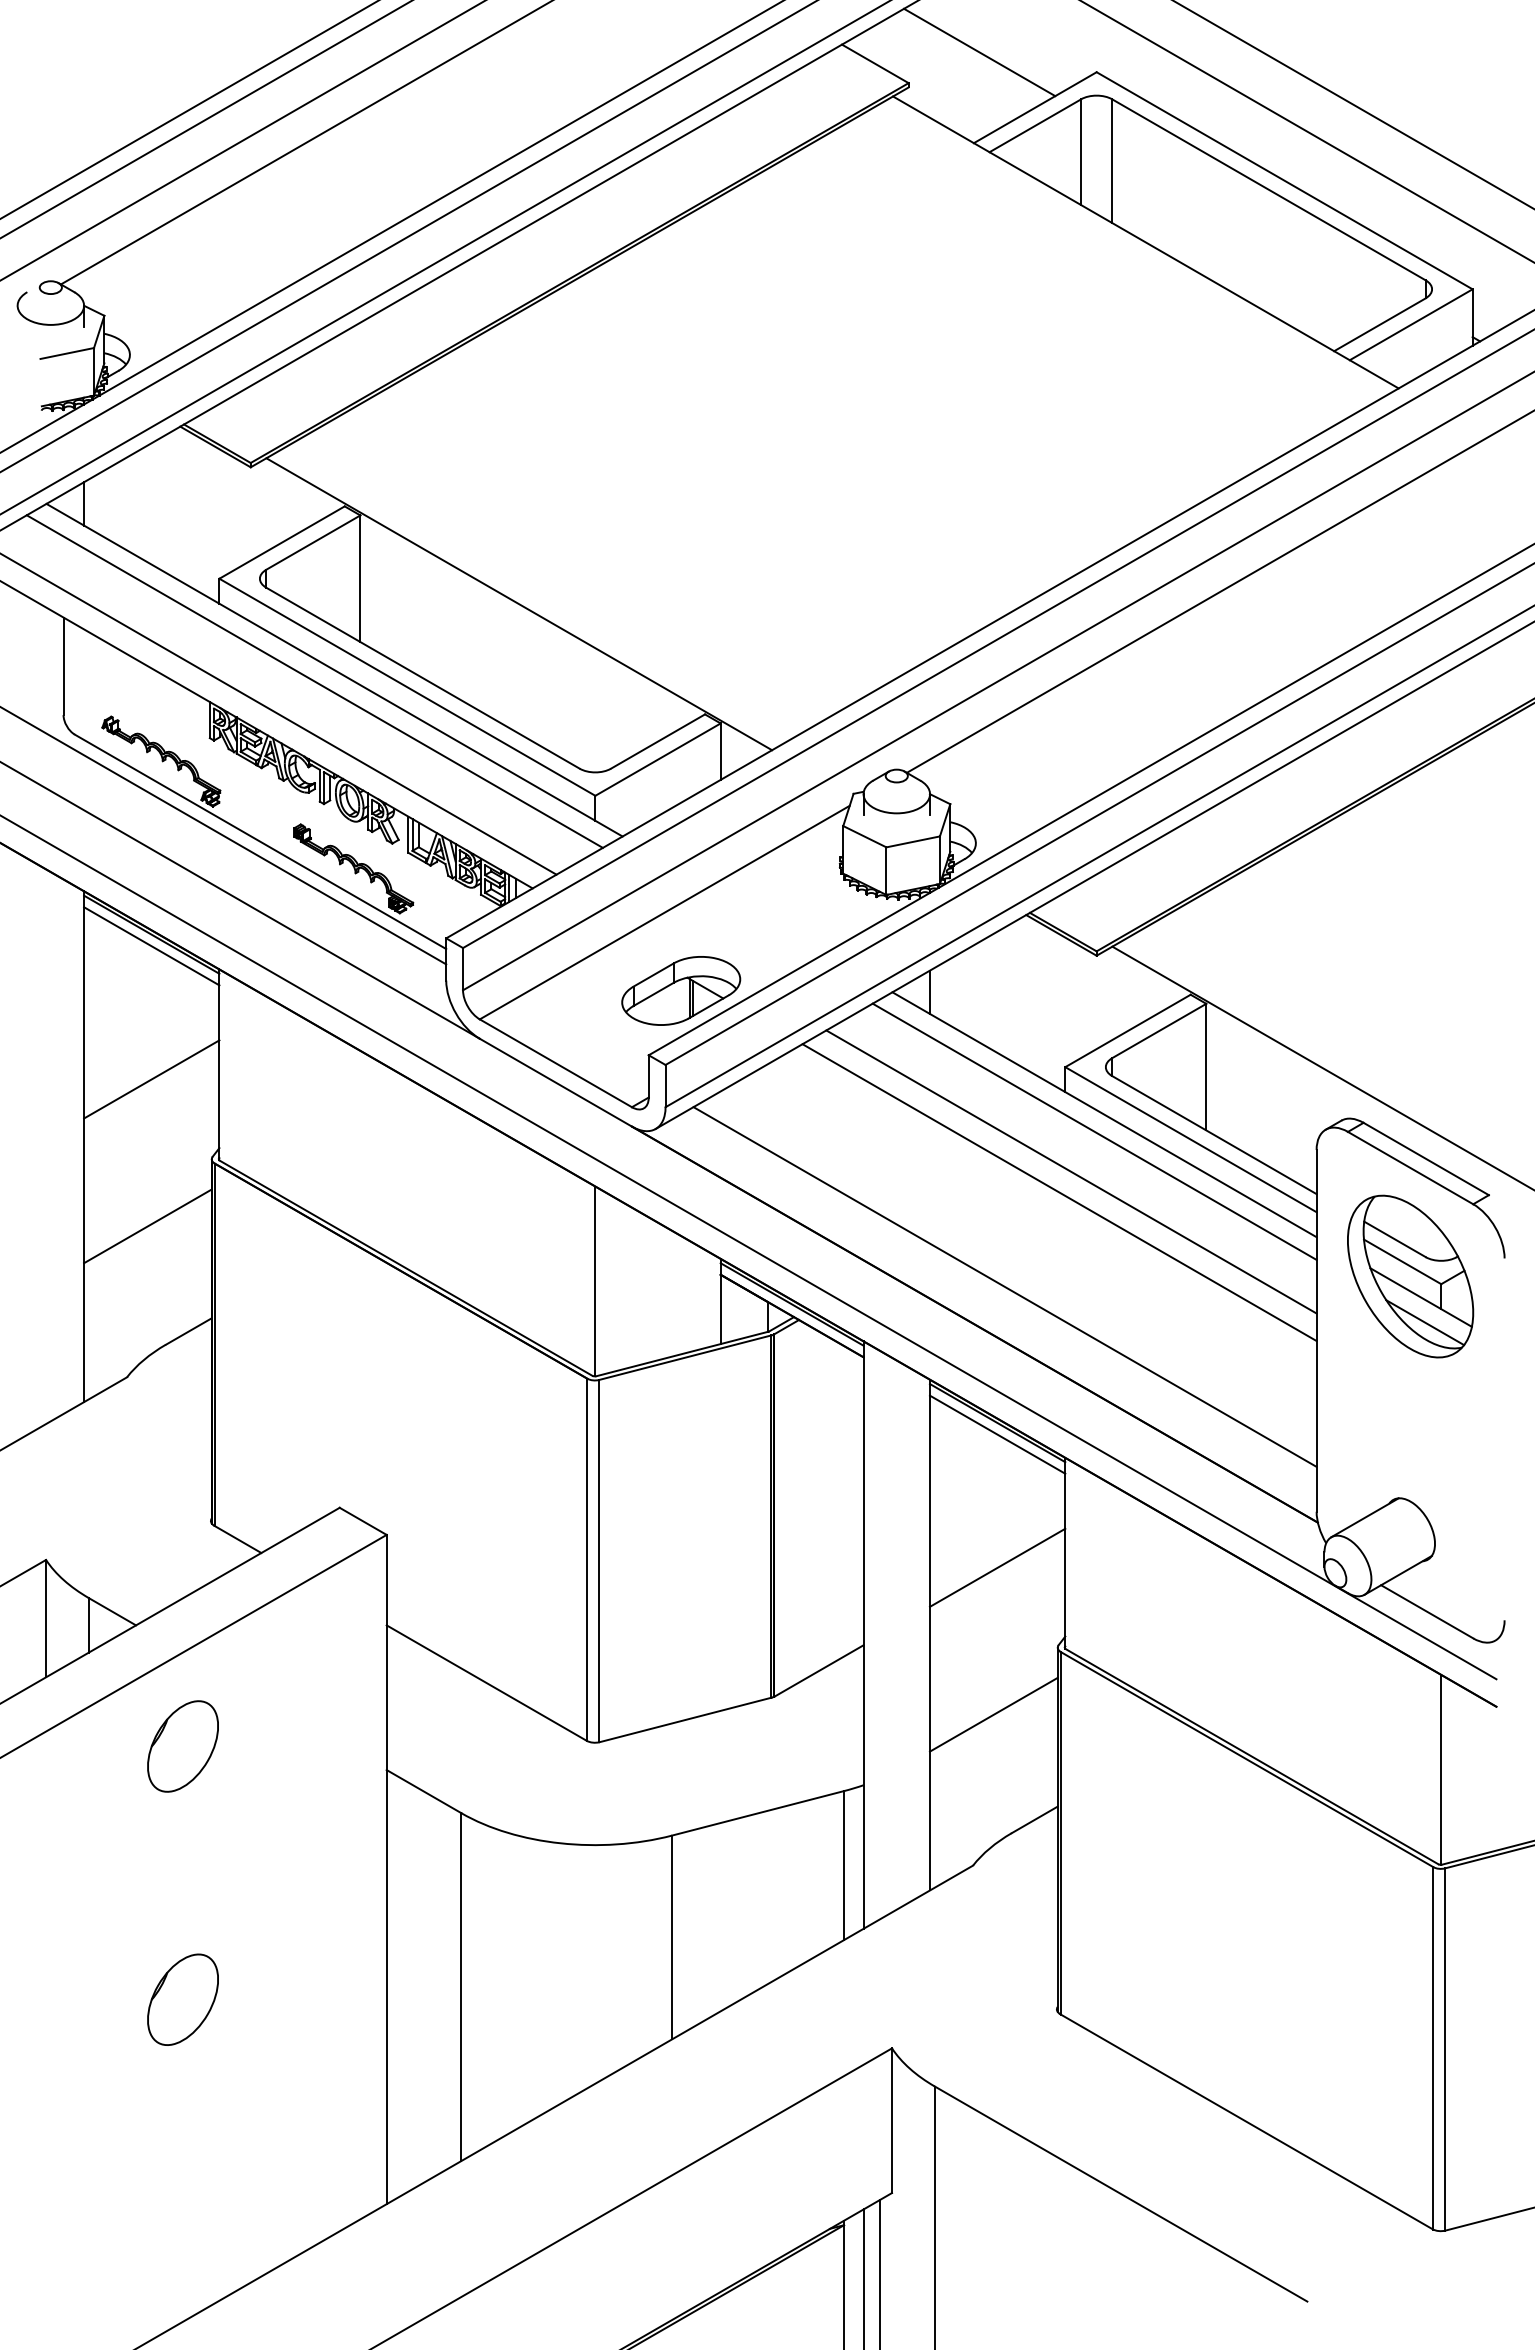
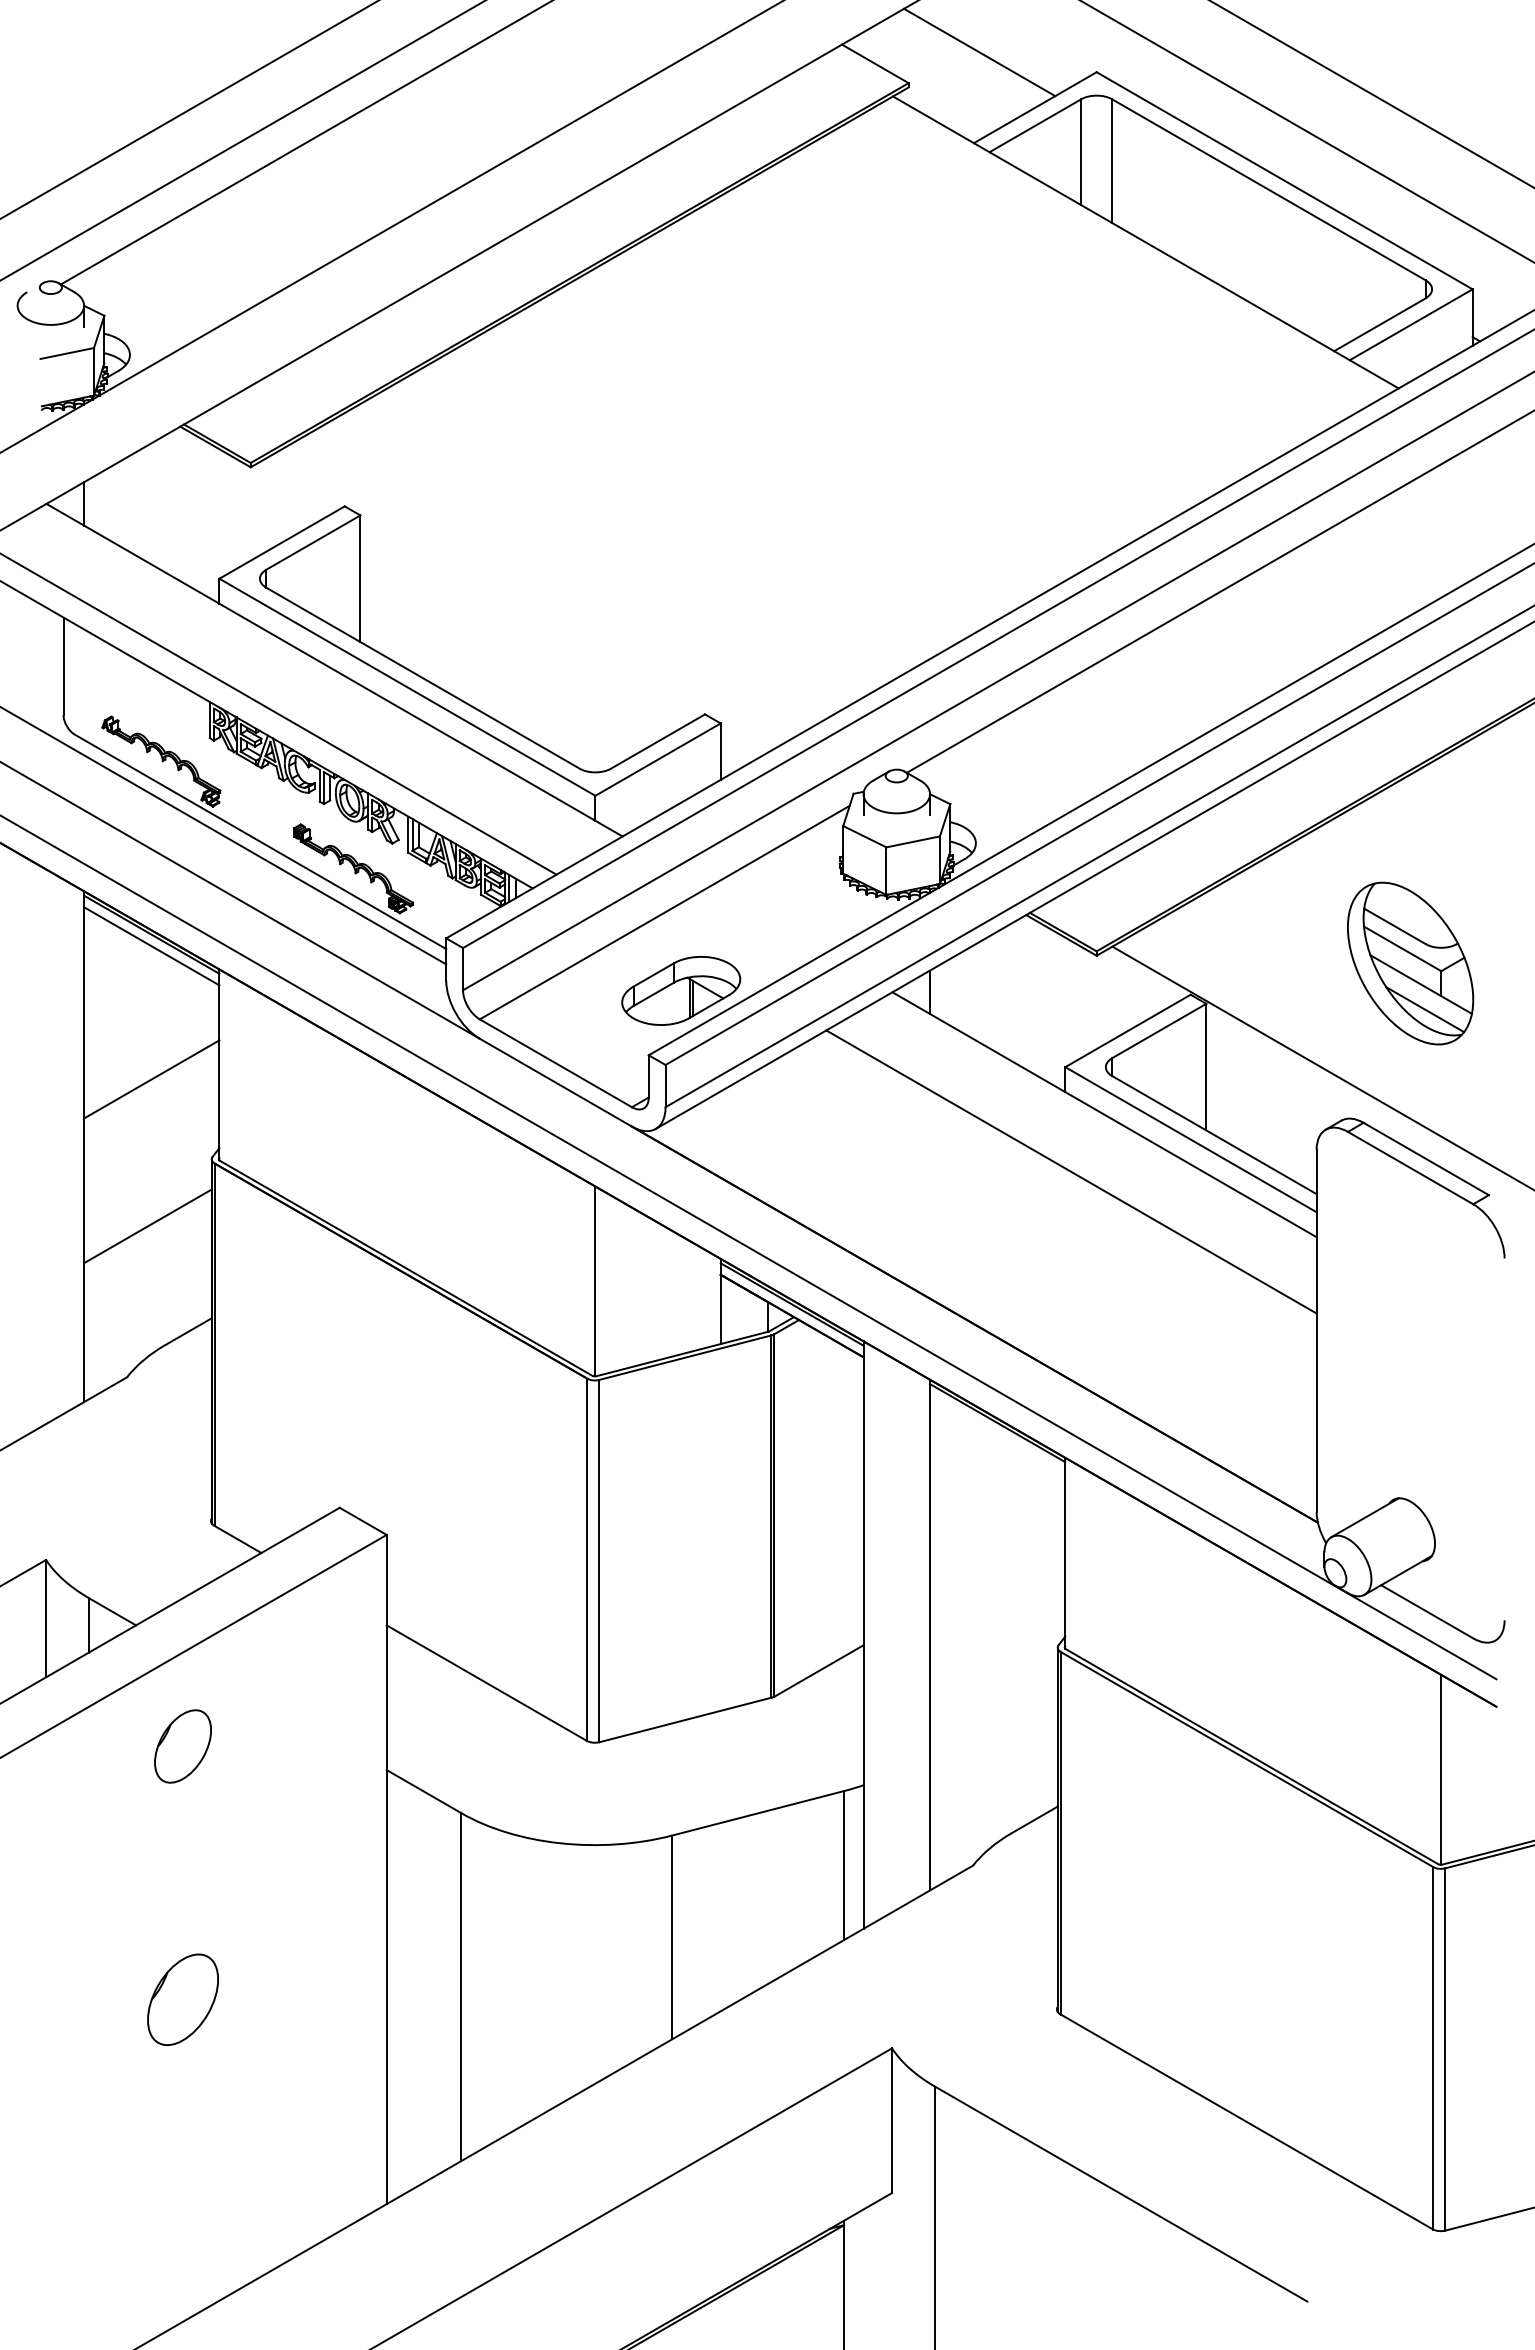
line position: (1353, 104) -> (1371, 94) (1371, 94)
line: present -> none (205, 119)
line: present -> none (408, 236)
line: present -> none (444, 257)
line: present -> none (519, 604)
line: present -> none (314, 681)
line: present -> none (1094, 1131)
line: present -> none (1059, 1192)
part position: (1410, 1276) -> (1410, 963) (1410, 963)
line: present -> none (1004, 1286)
line: present -> none (997, 1434)
line: present -> none (997, 1567)
line: present -> none (993, 1714)
part size: 72x93 px -> 58x75 px (182, 1746)
line: present -> none (879, 2273)
line: present -> none (863, 2277)
